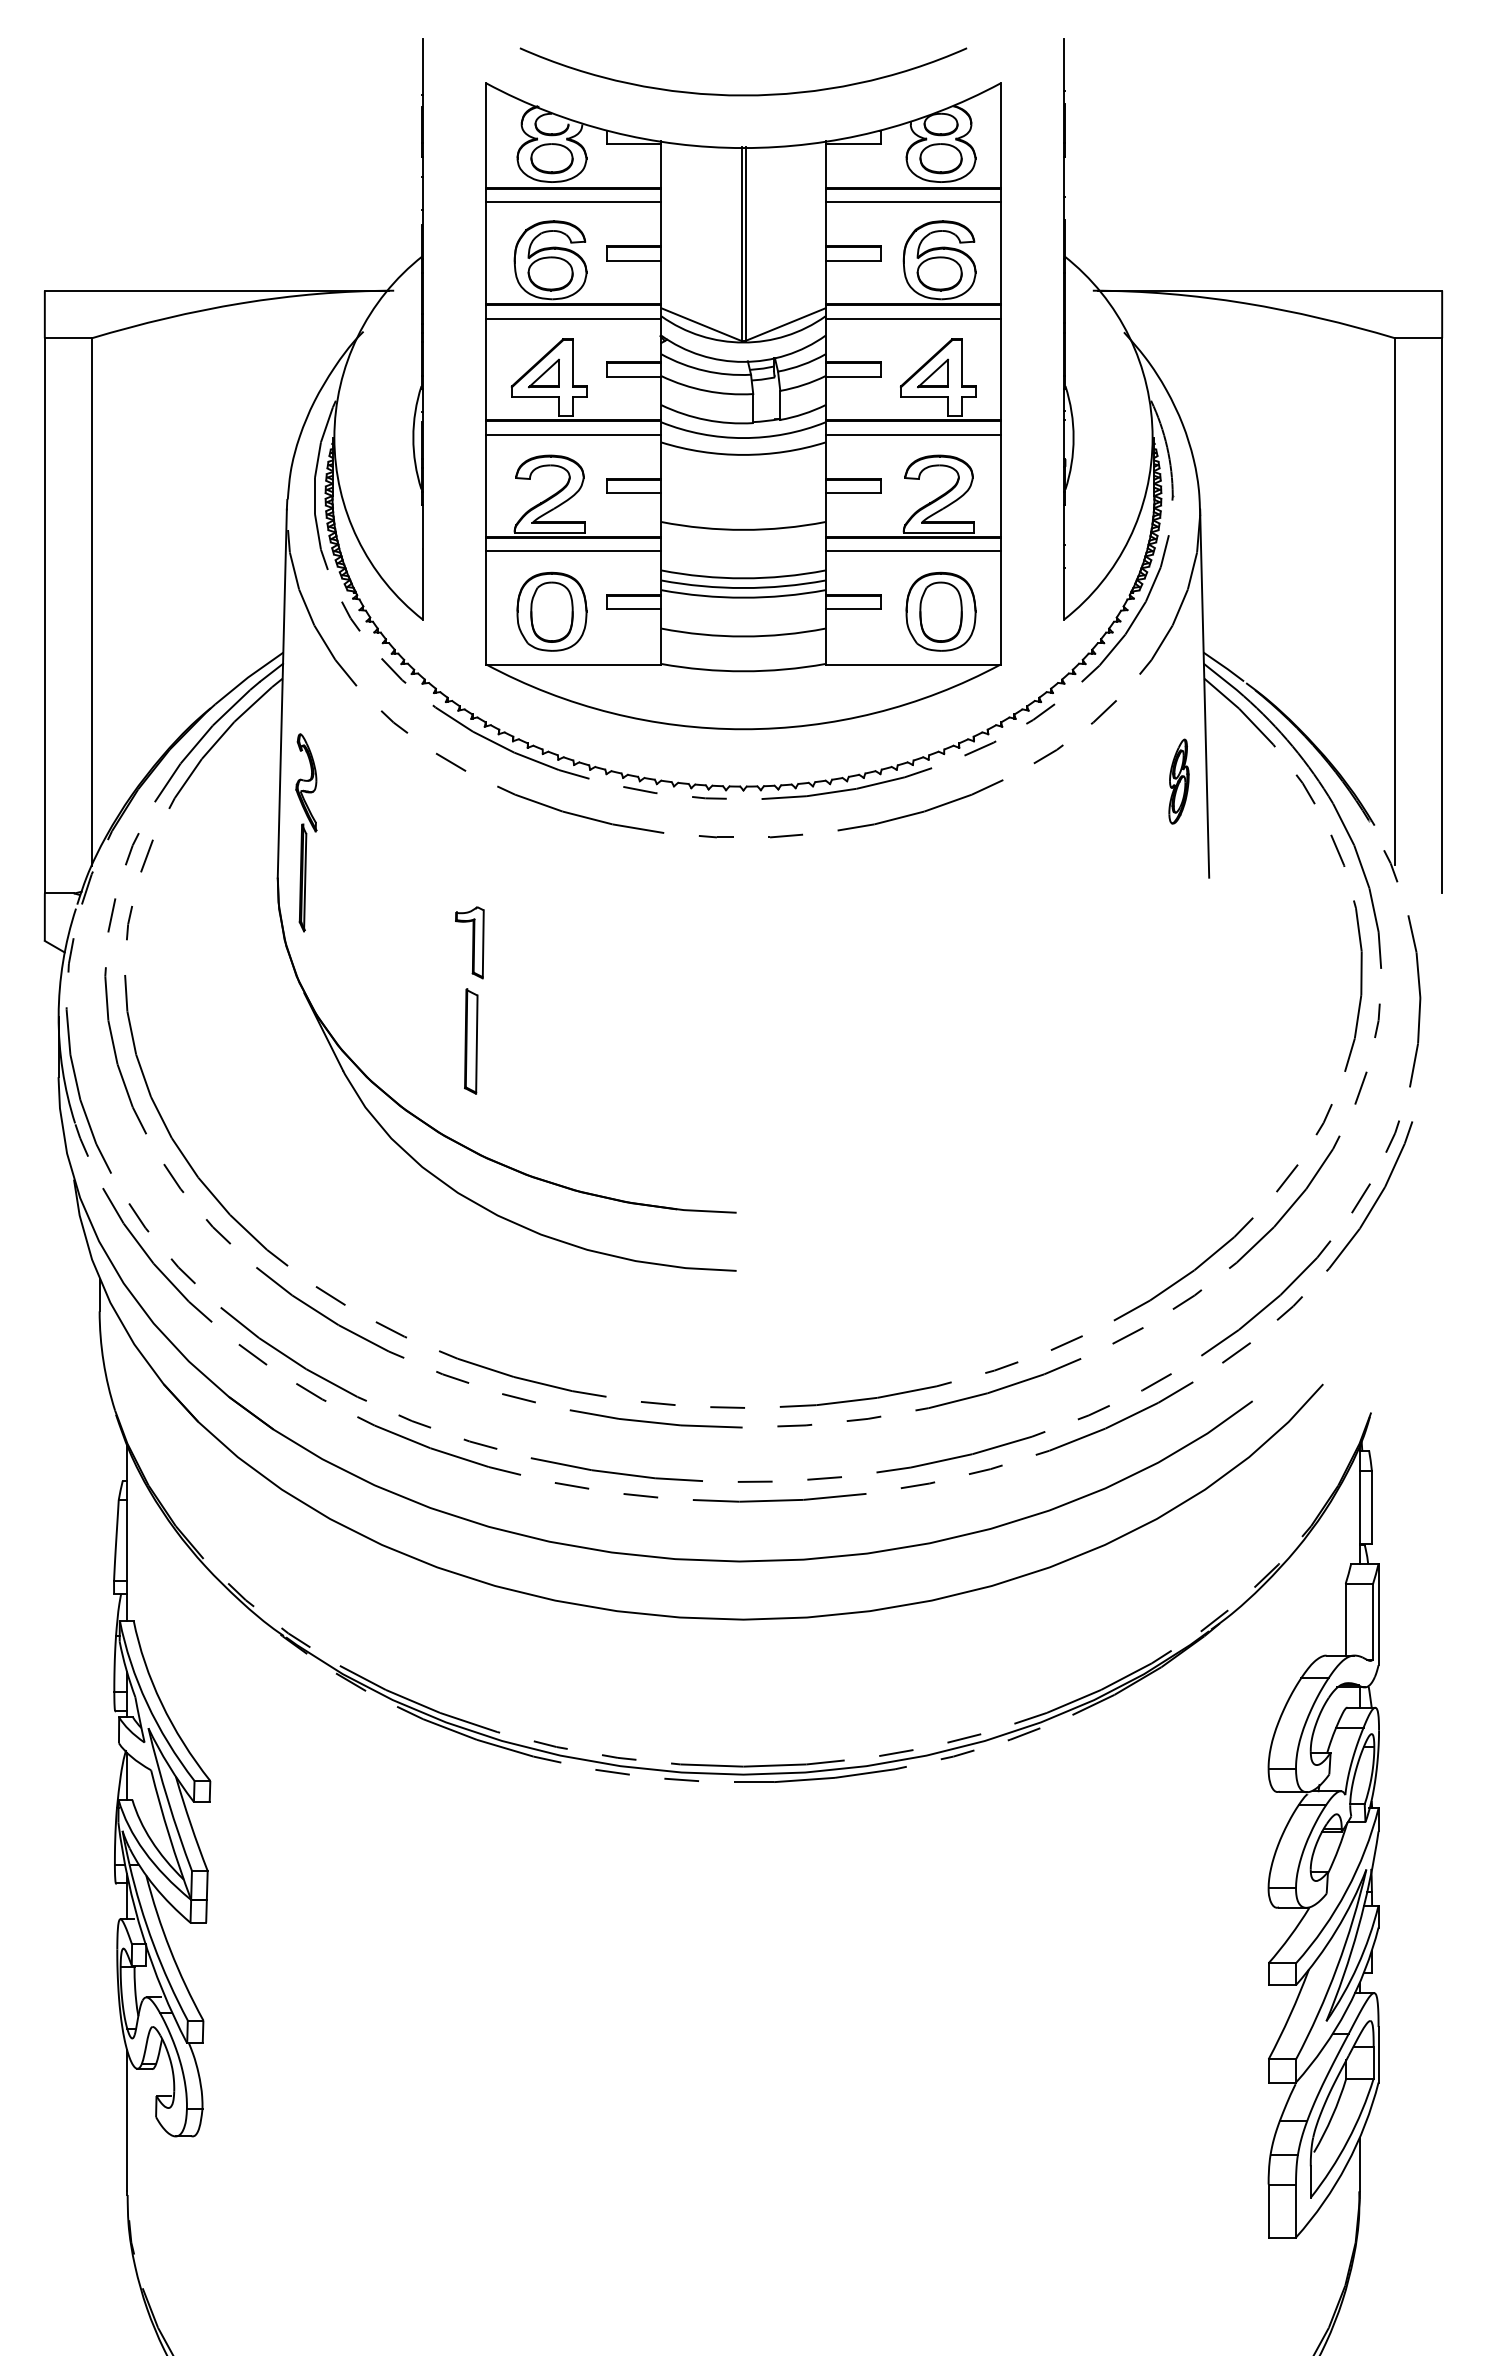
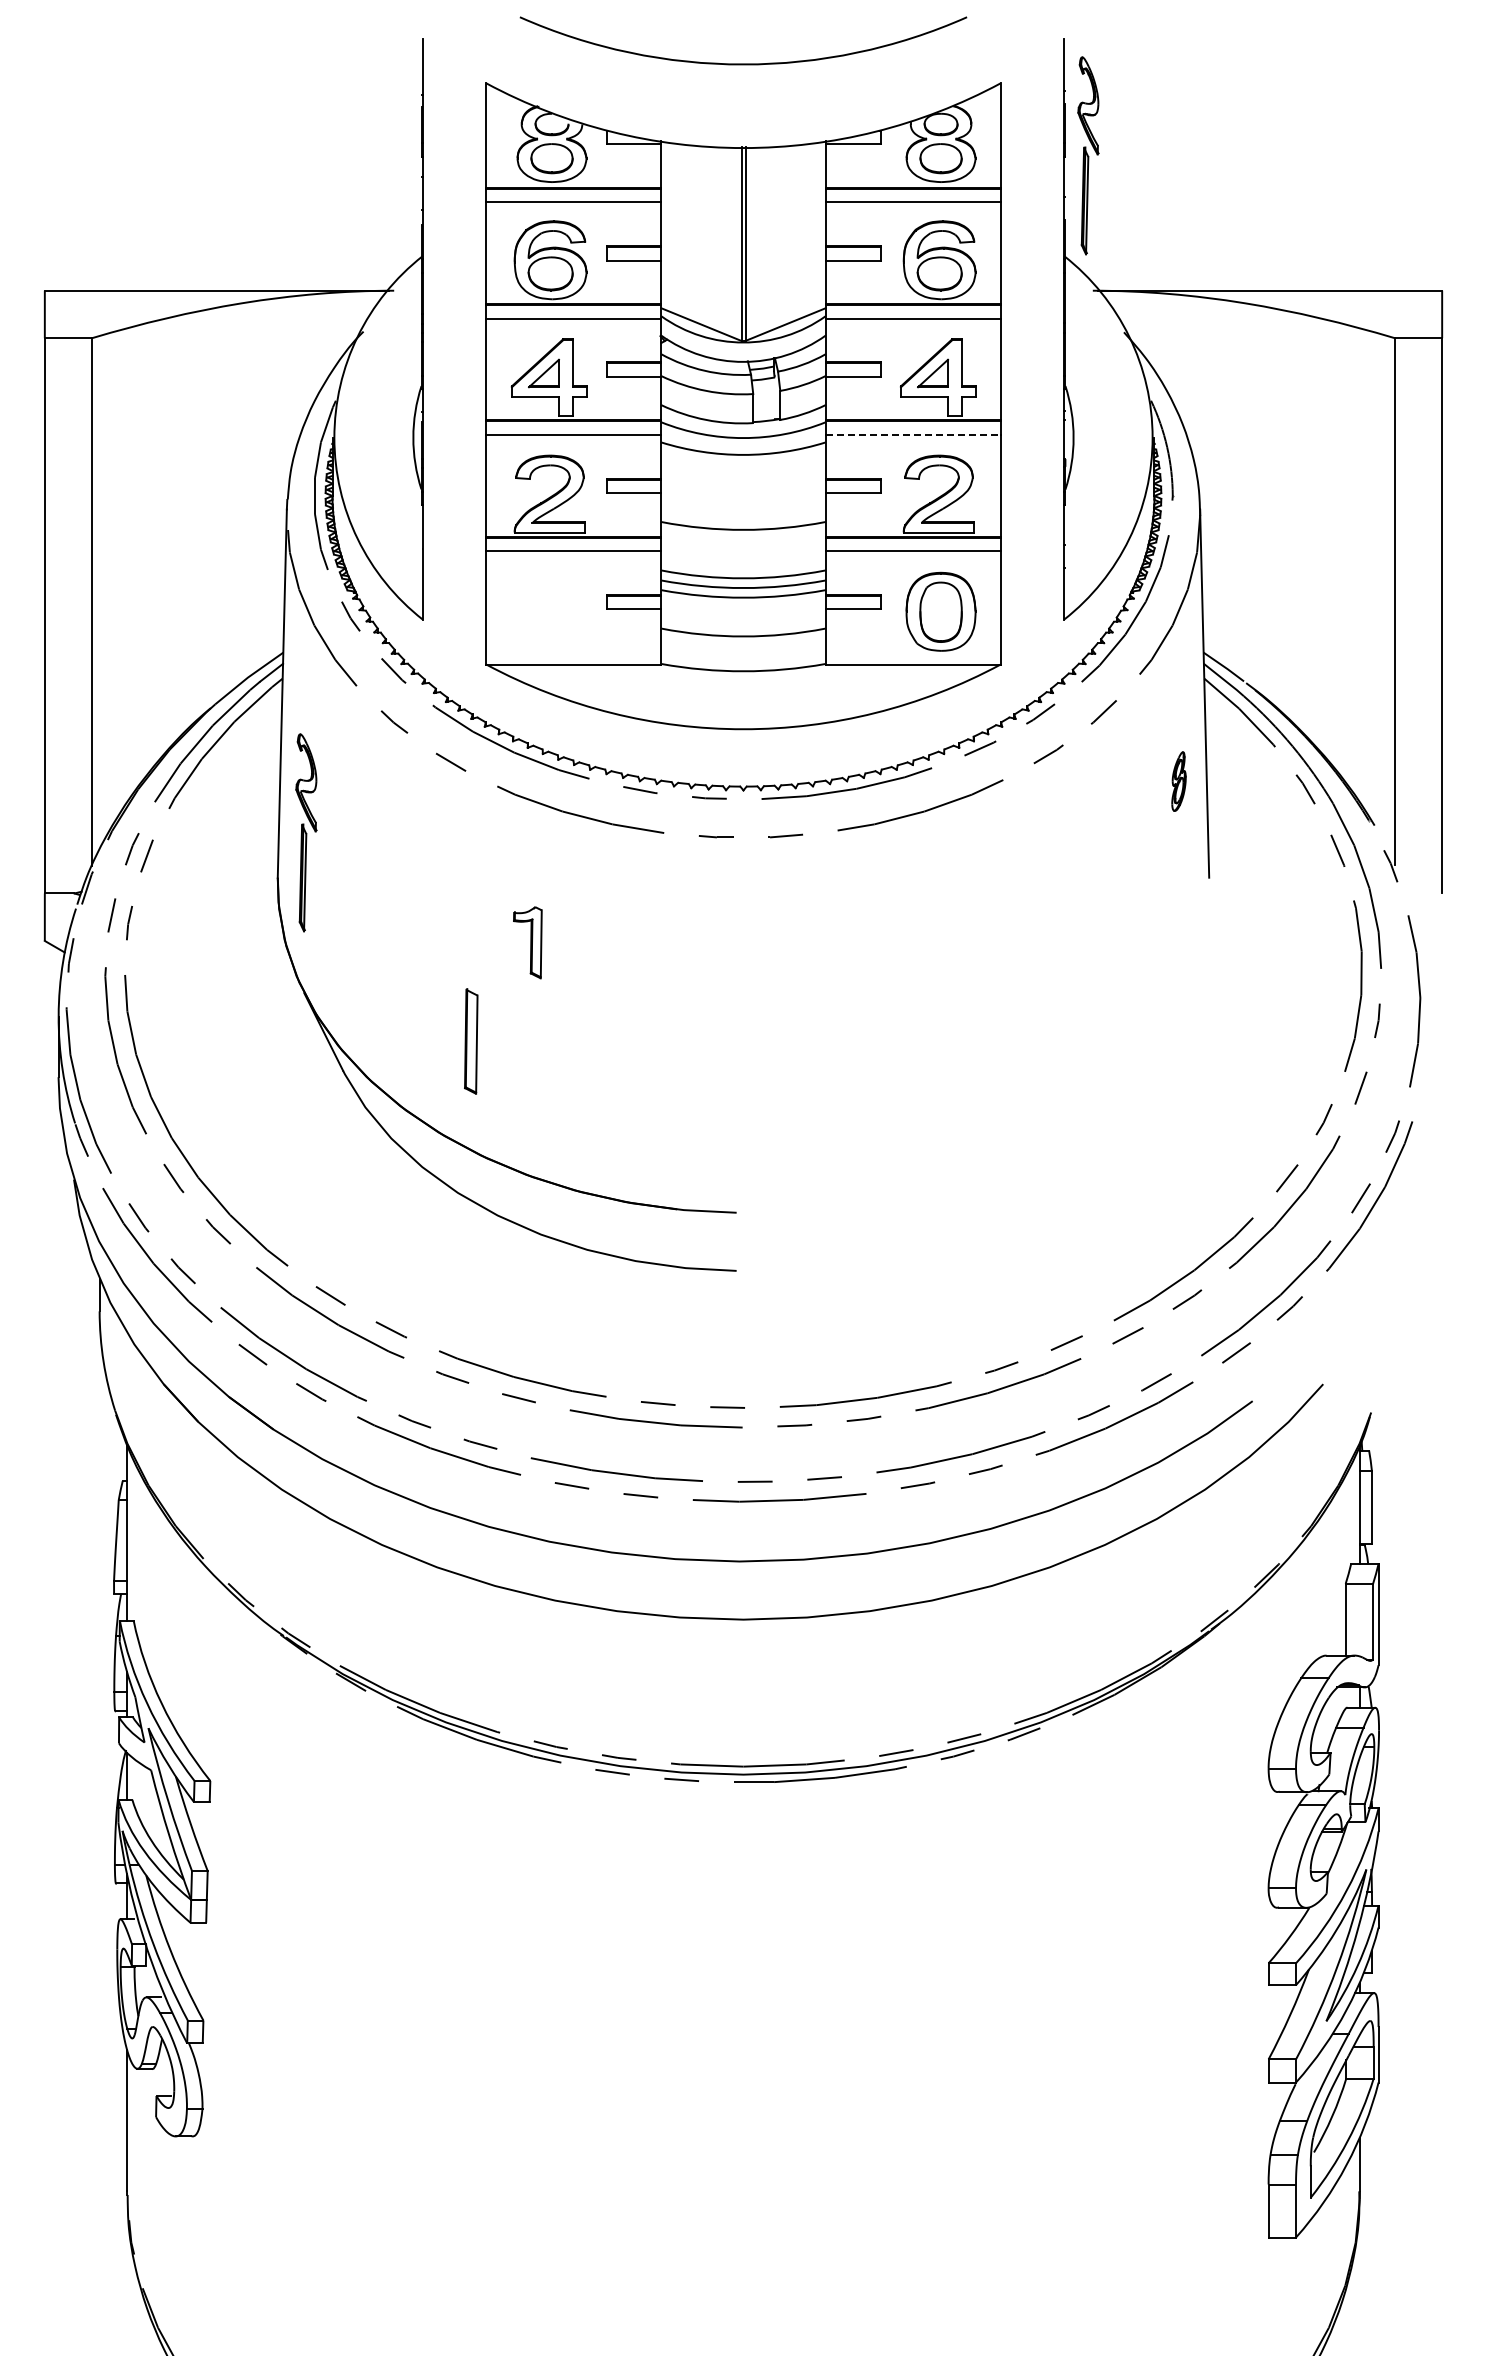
arc position: (743, 94) -> (743, 63) (743, 63)
part: none -> present (1088, 155)
line: solid -> dashed (913, 434)
part: present -> none (551, 611)
part size: 22x87 px -> 16x61 px (1178, 781)
part position: (469, 942) -> (527, 942) (527, 942)
